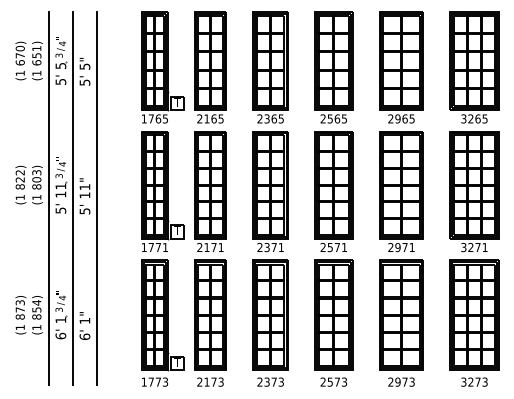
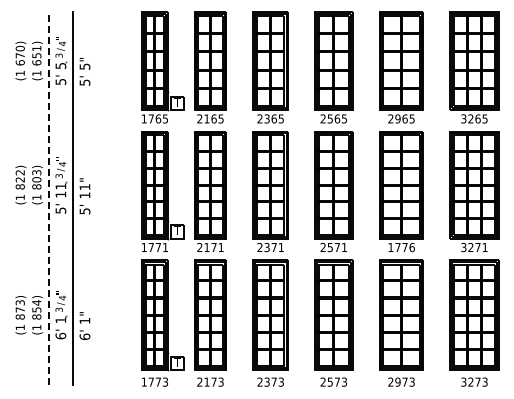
line: solid -> dashed (48, 198)
line: present -> none (97, 198)
text: 2971 -> 1776 (401, 247)
